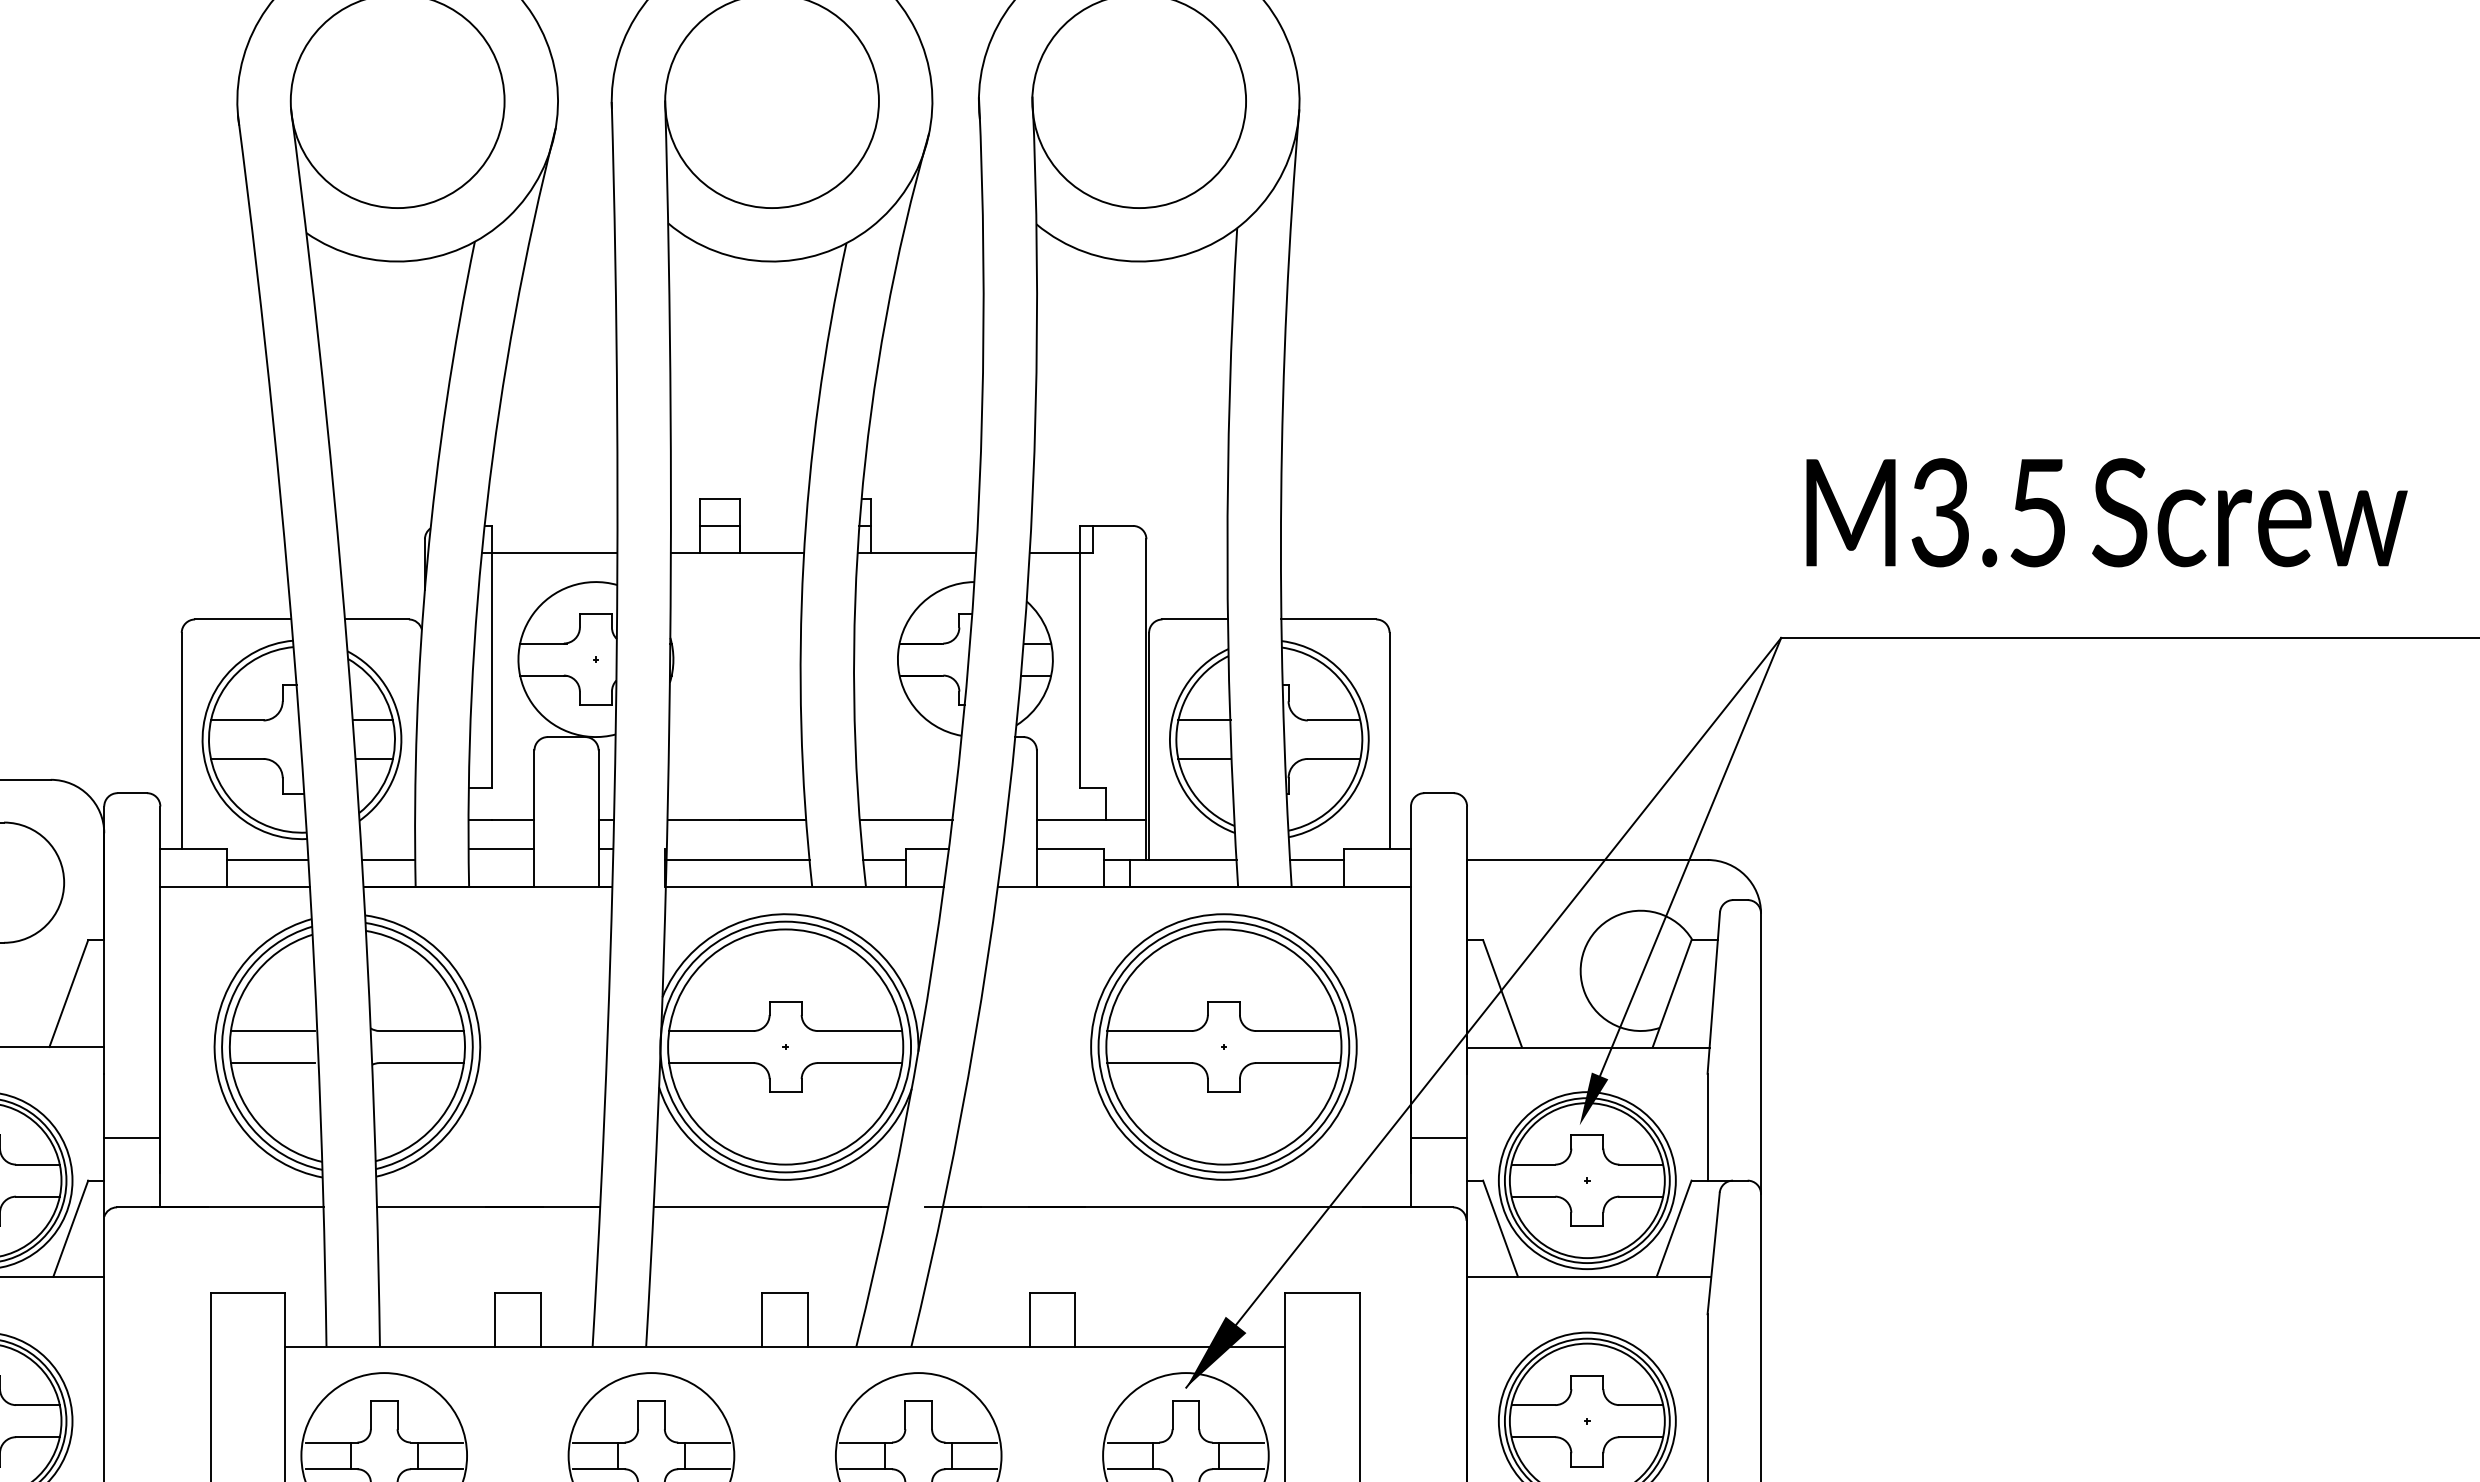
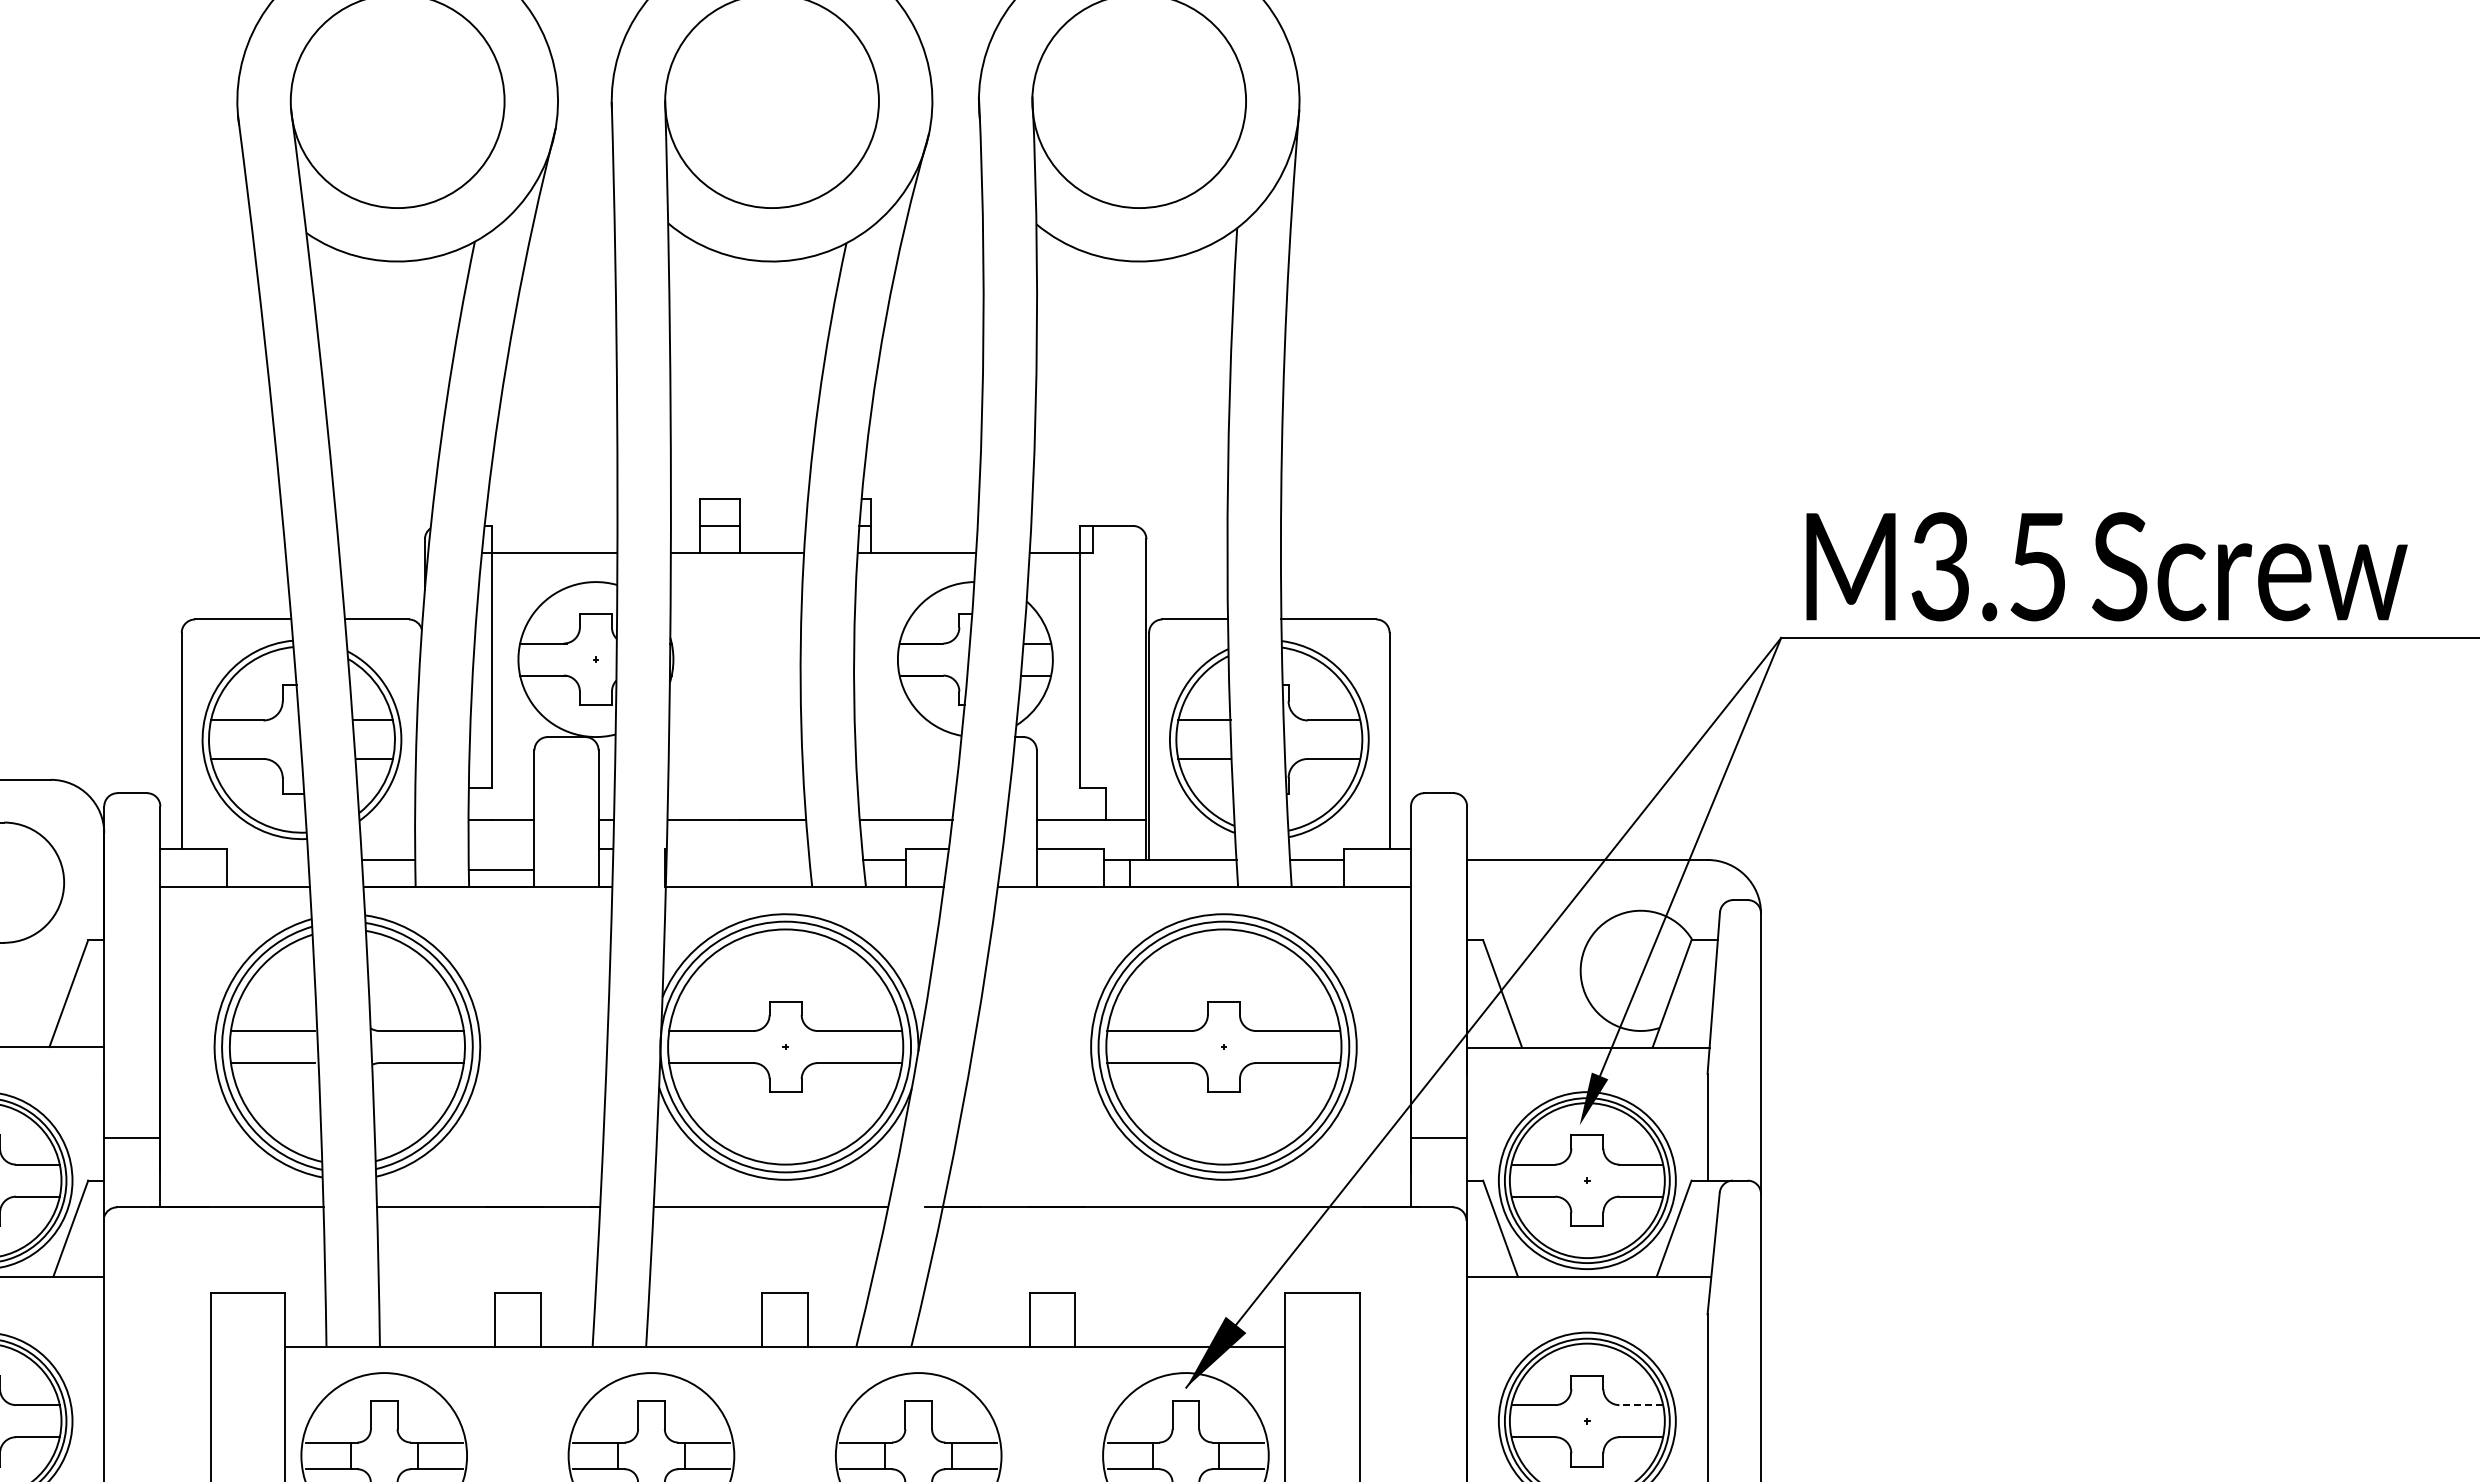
text position: (2106, 512) -> (2106, 566) (2106, 566)
line position: (501, 849) -> (501, 870) (501, 870)
line: present -> none (267, 859)
line: present -> none (737, 859)
line: solid -> dashed (1641, 1405)
